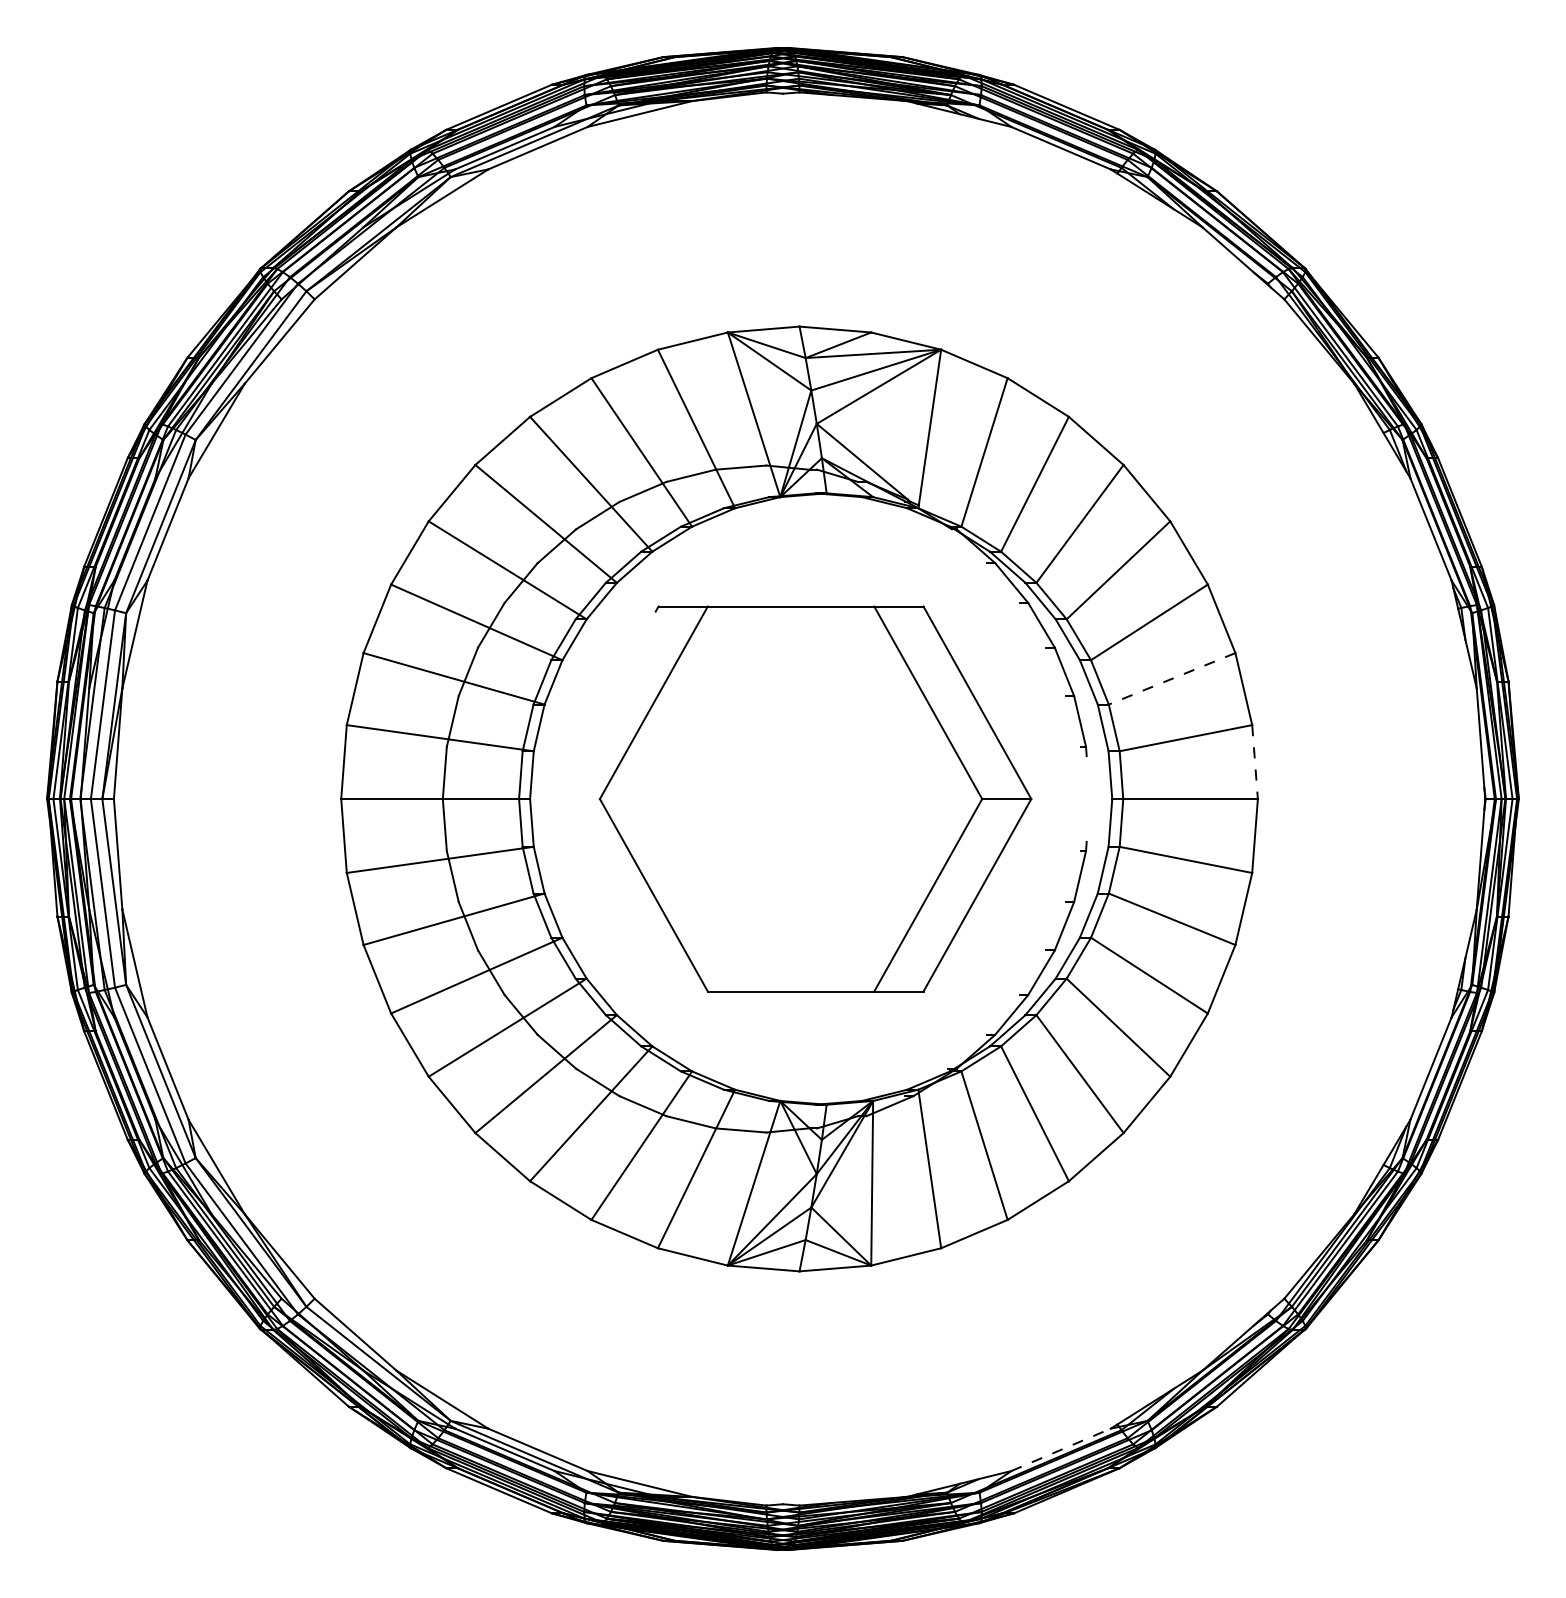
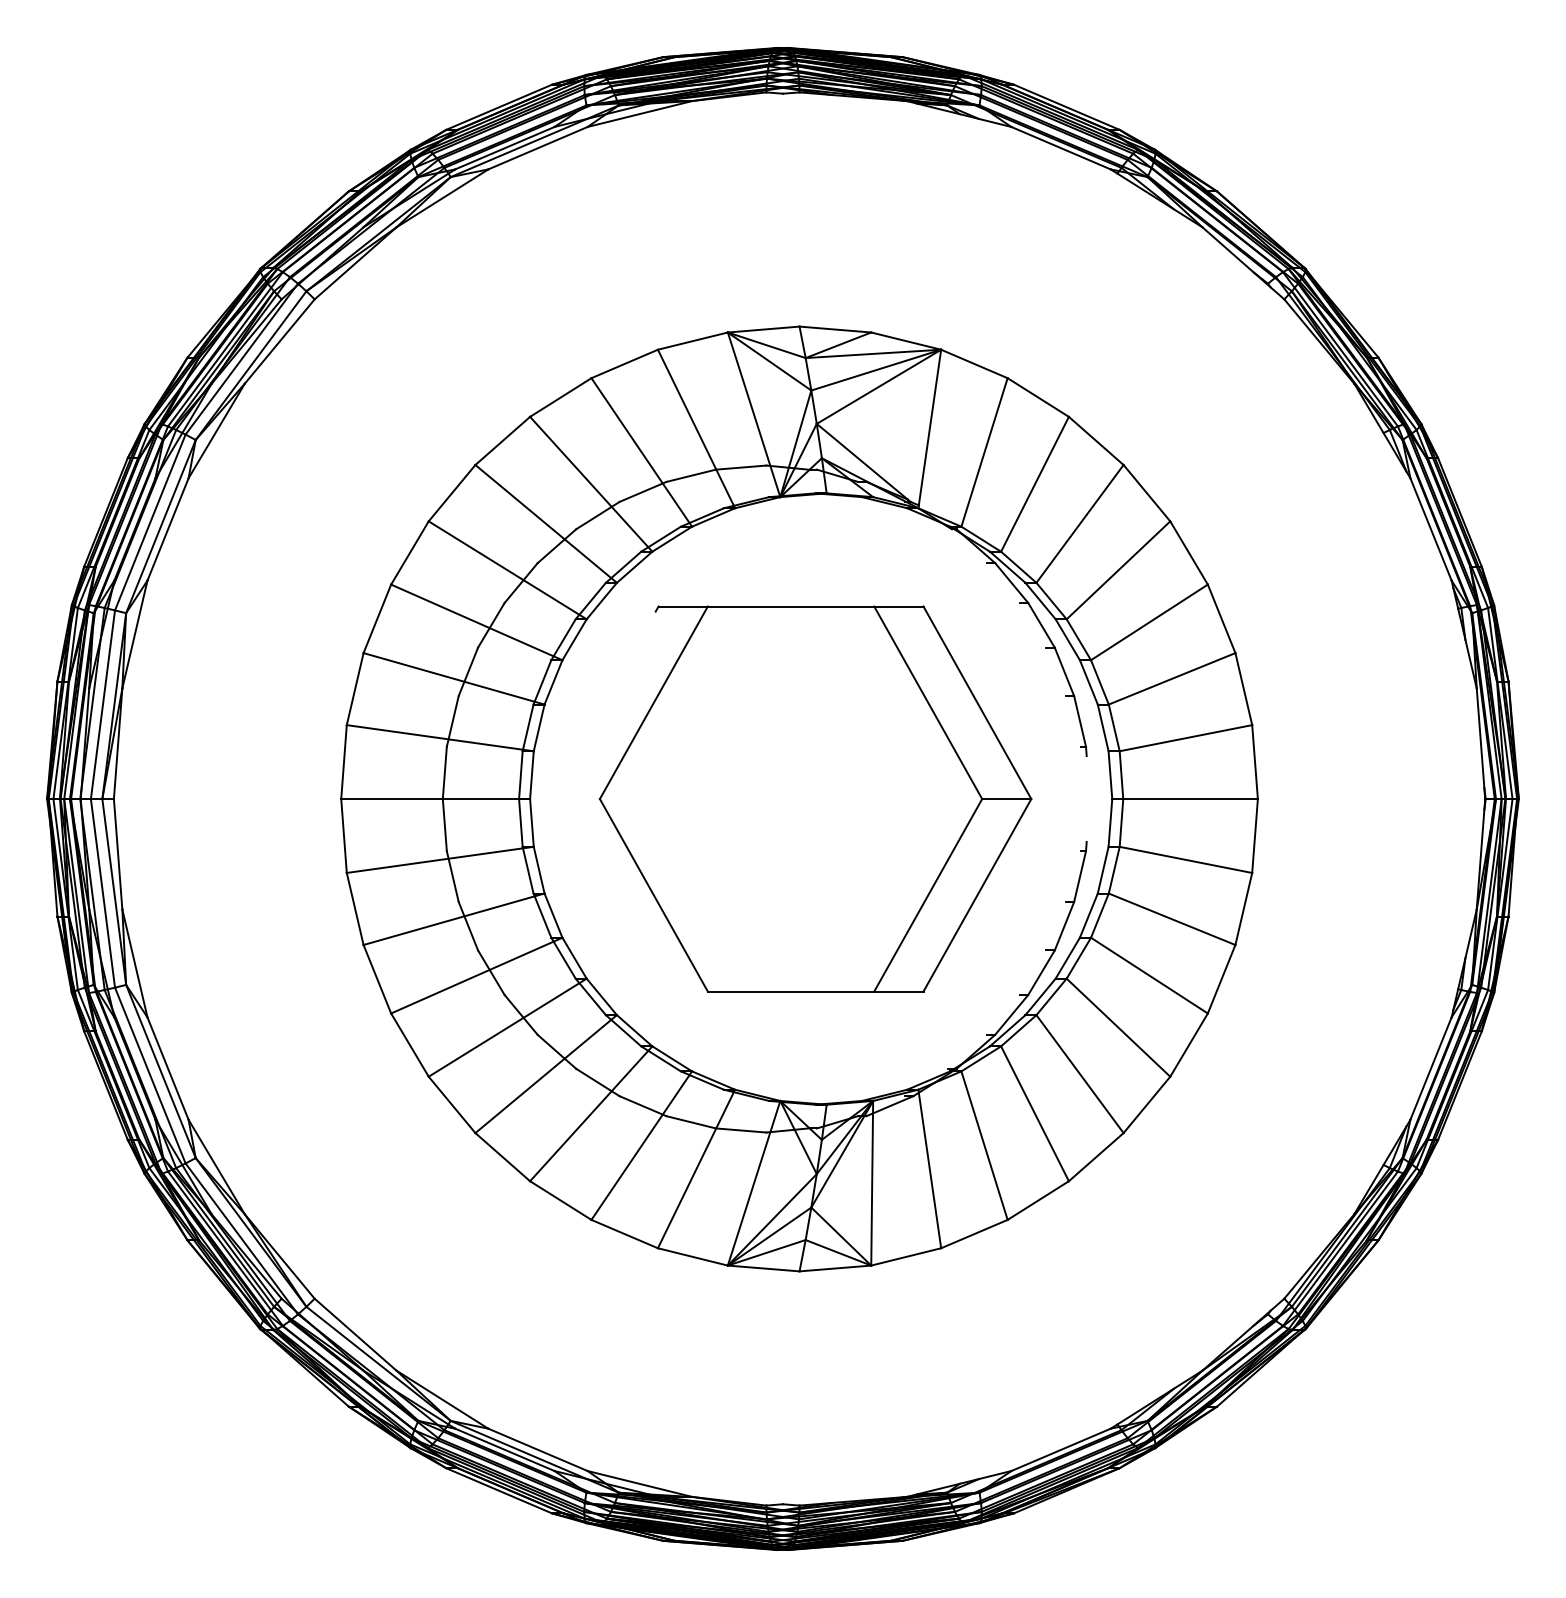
line: dashed -> solid (1171, 679)
line: dashed -> solid (1255, 762)
line: dashed -> solid (1061, 1449)
